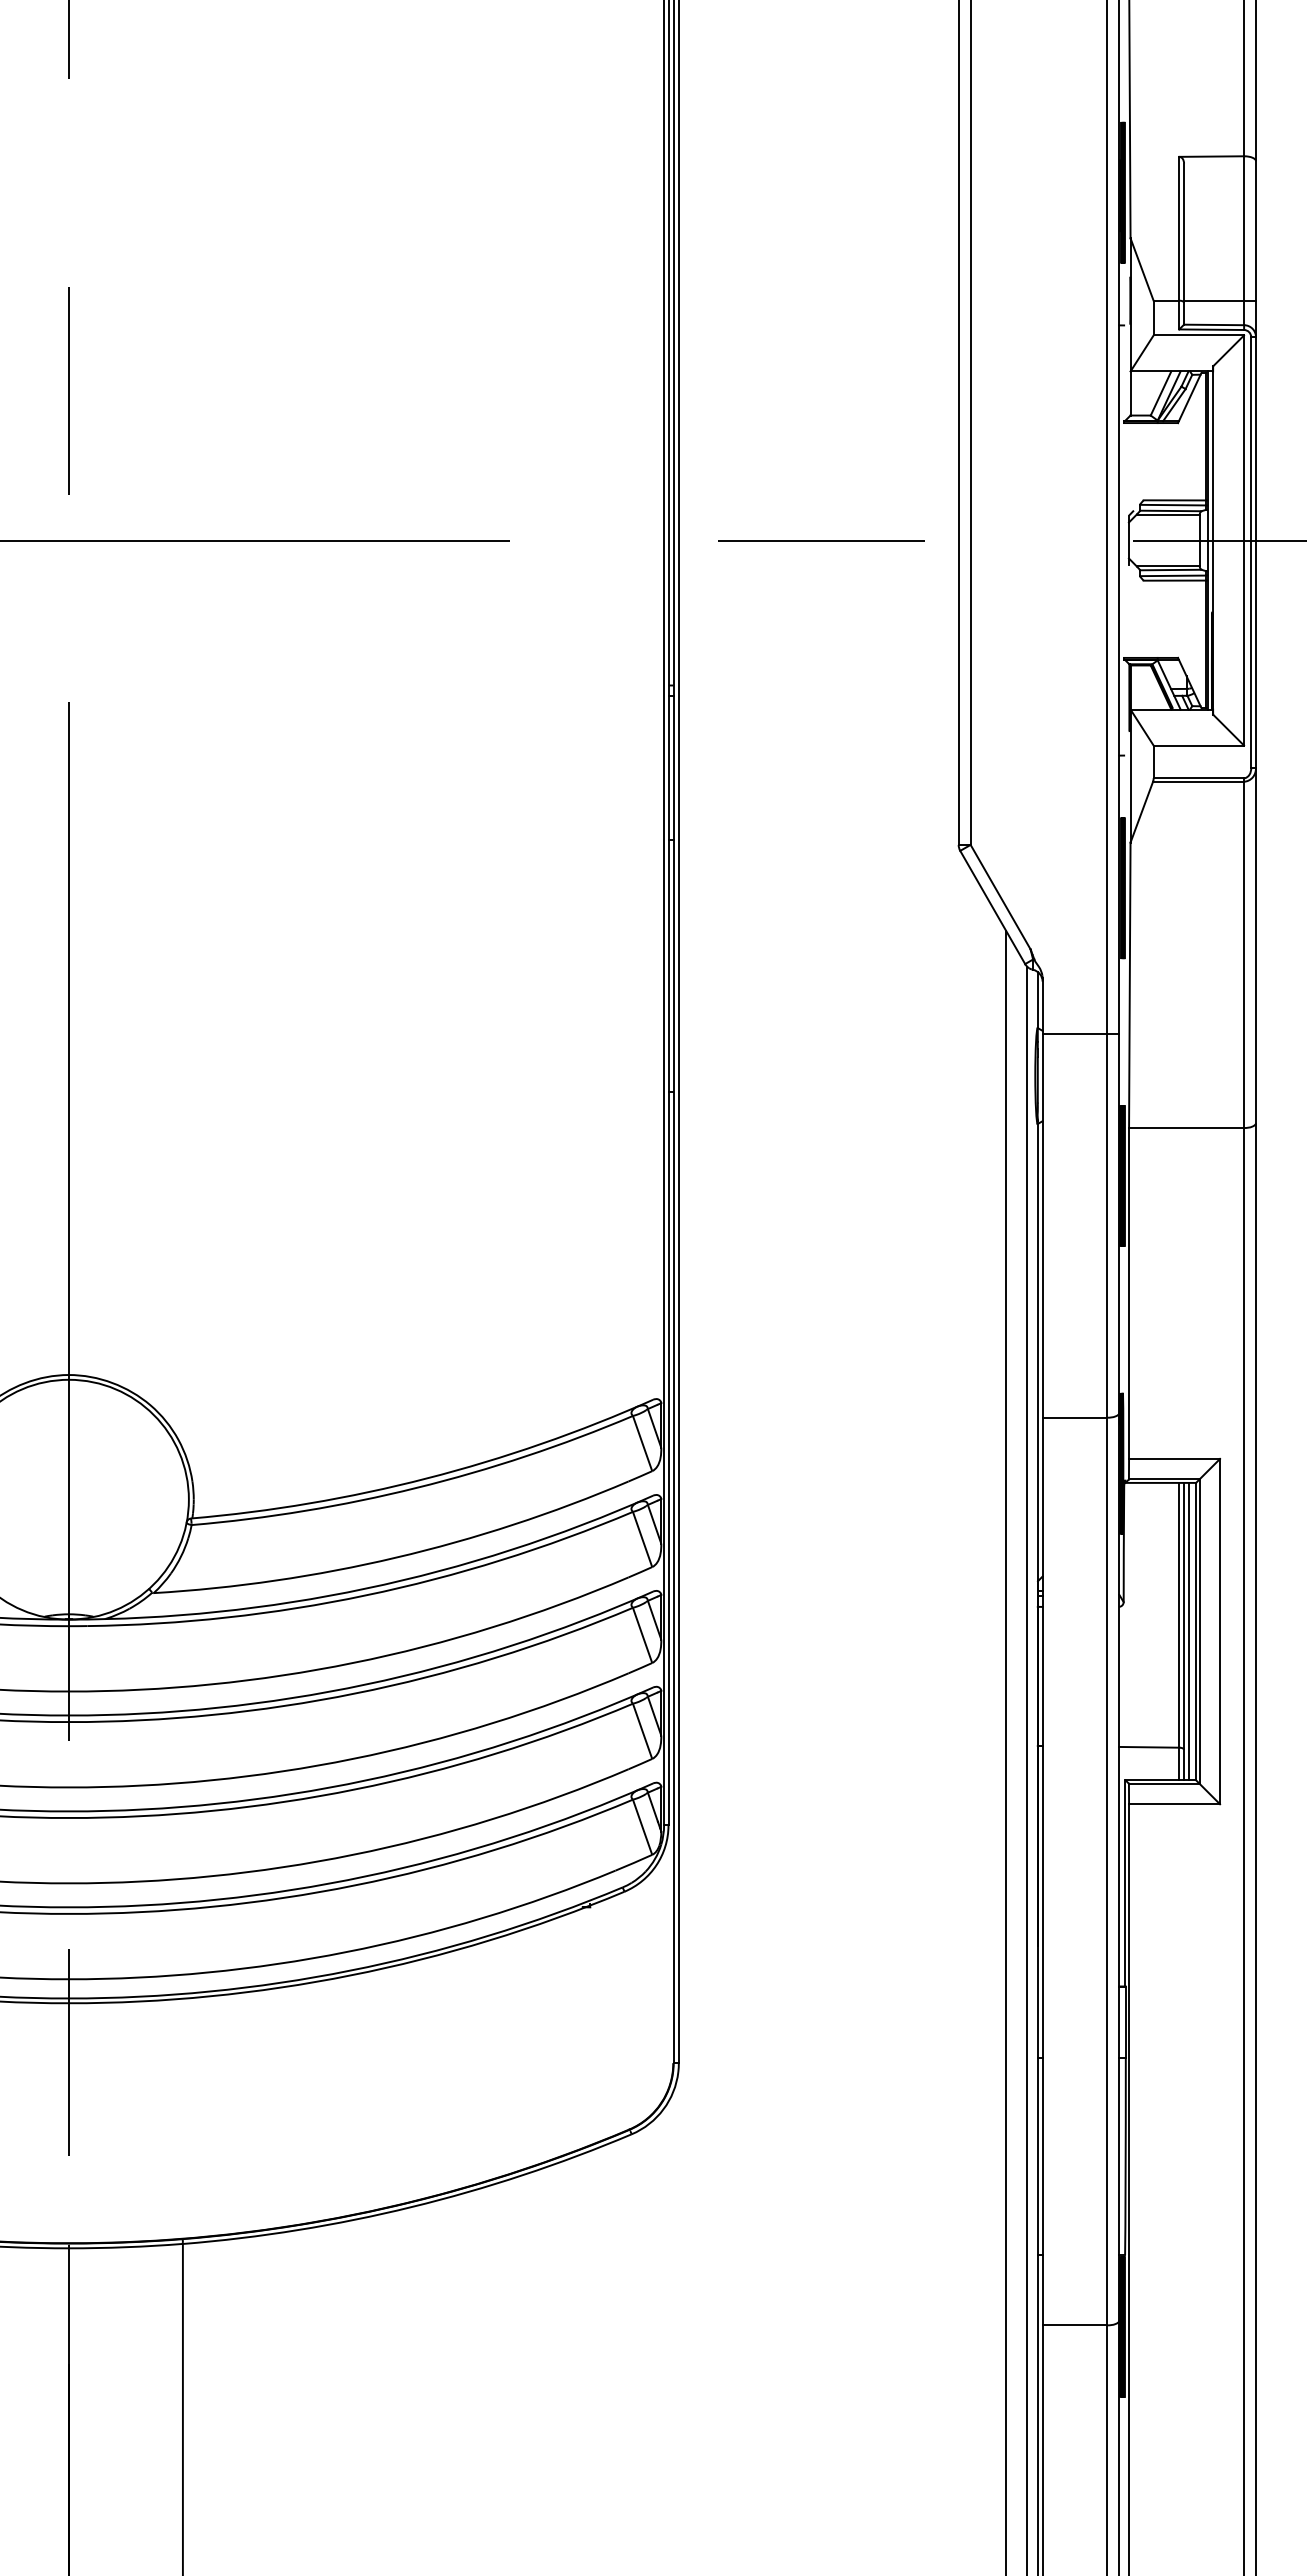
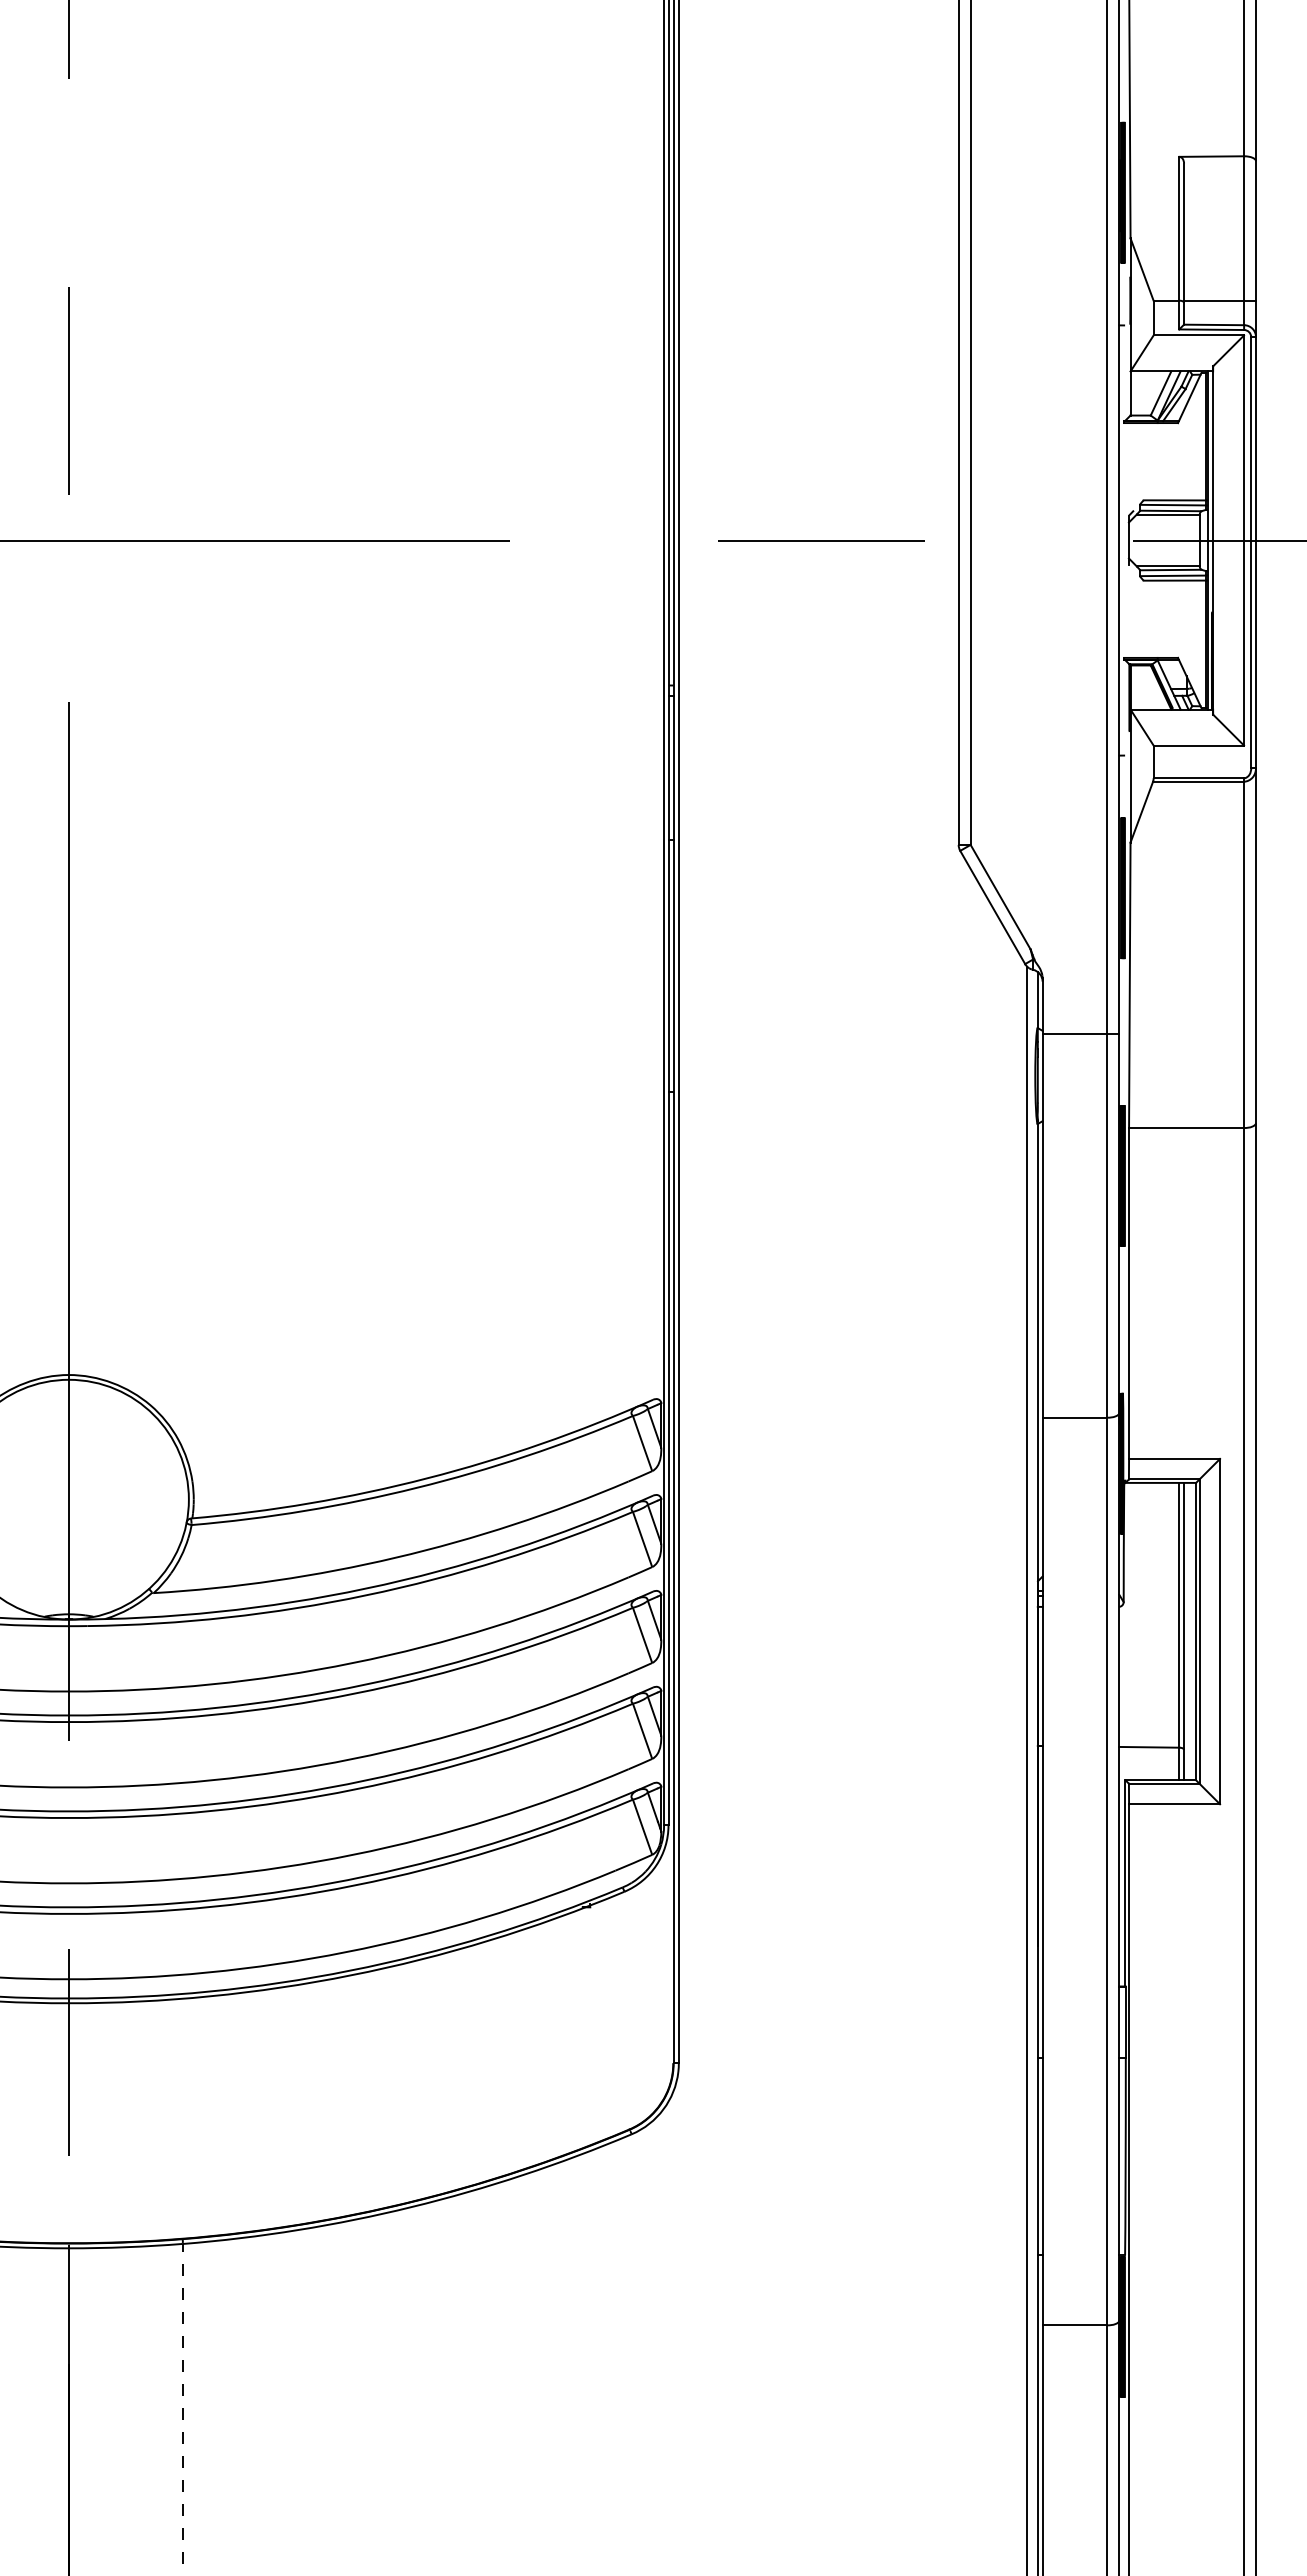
line: present -> none (1188, 1631)
line: present -> none (1006, 1751)
line: solid -> dashed (182, 2409)
